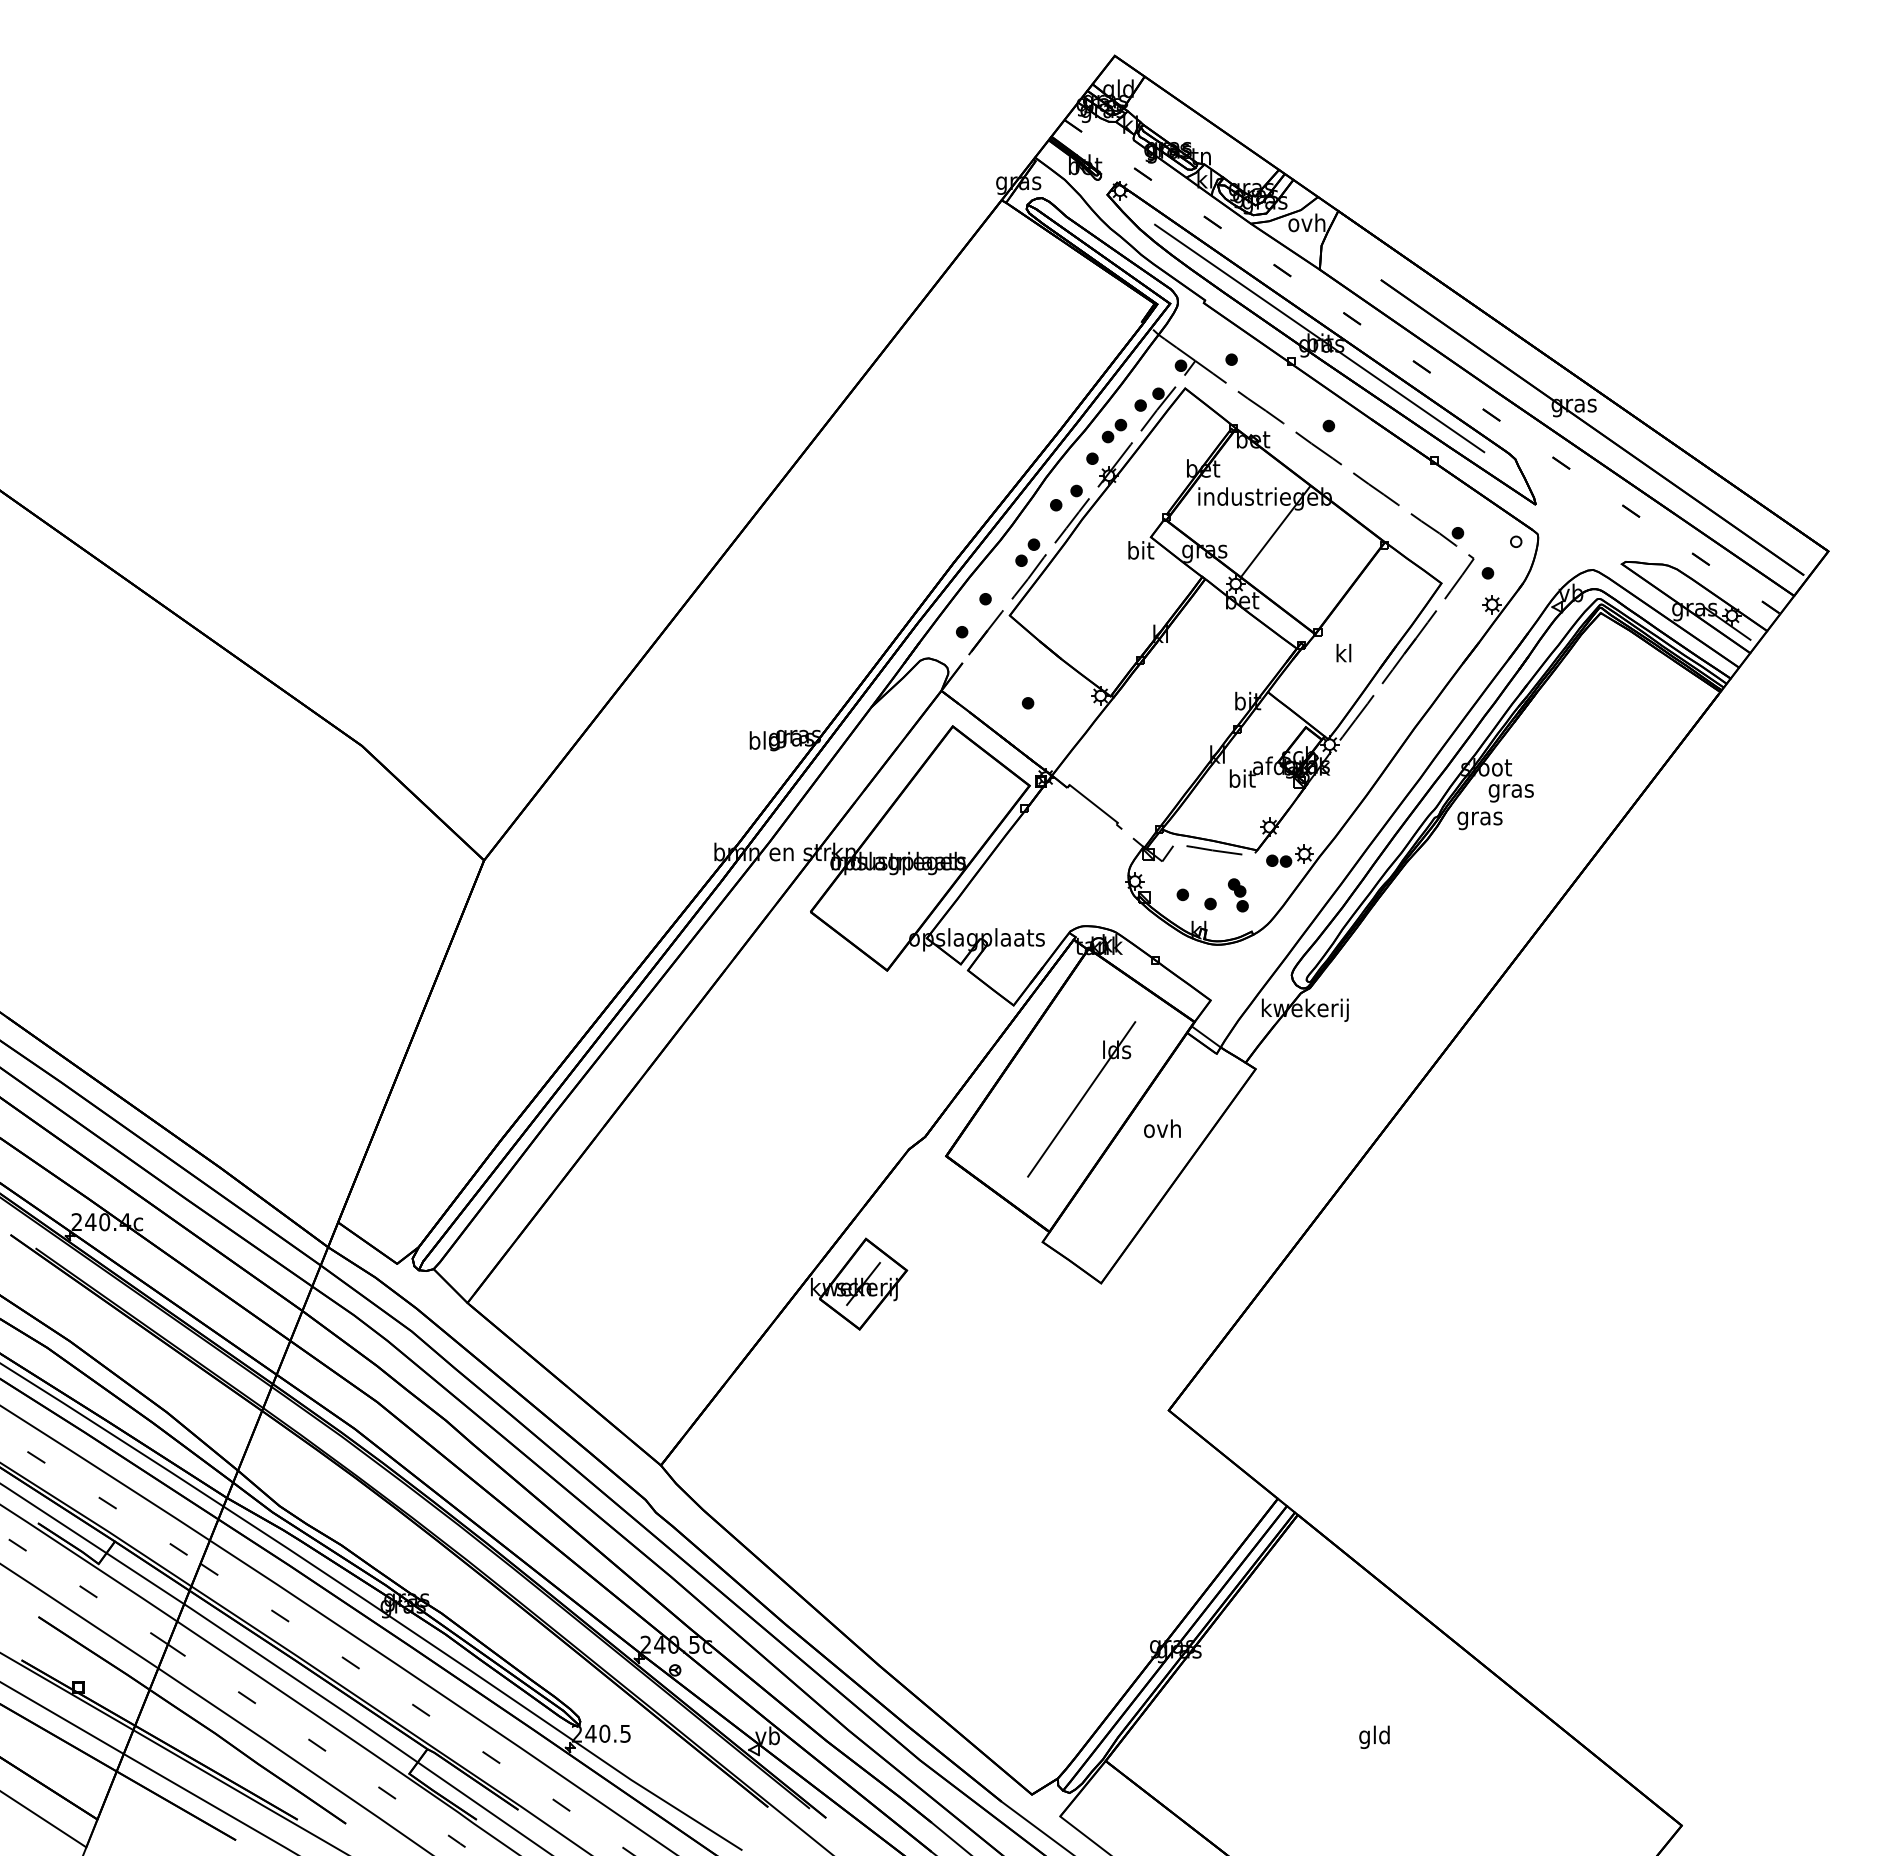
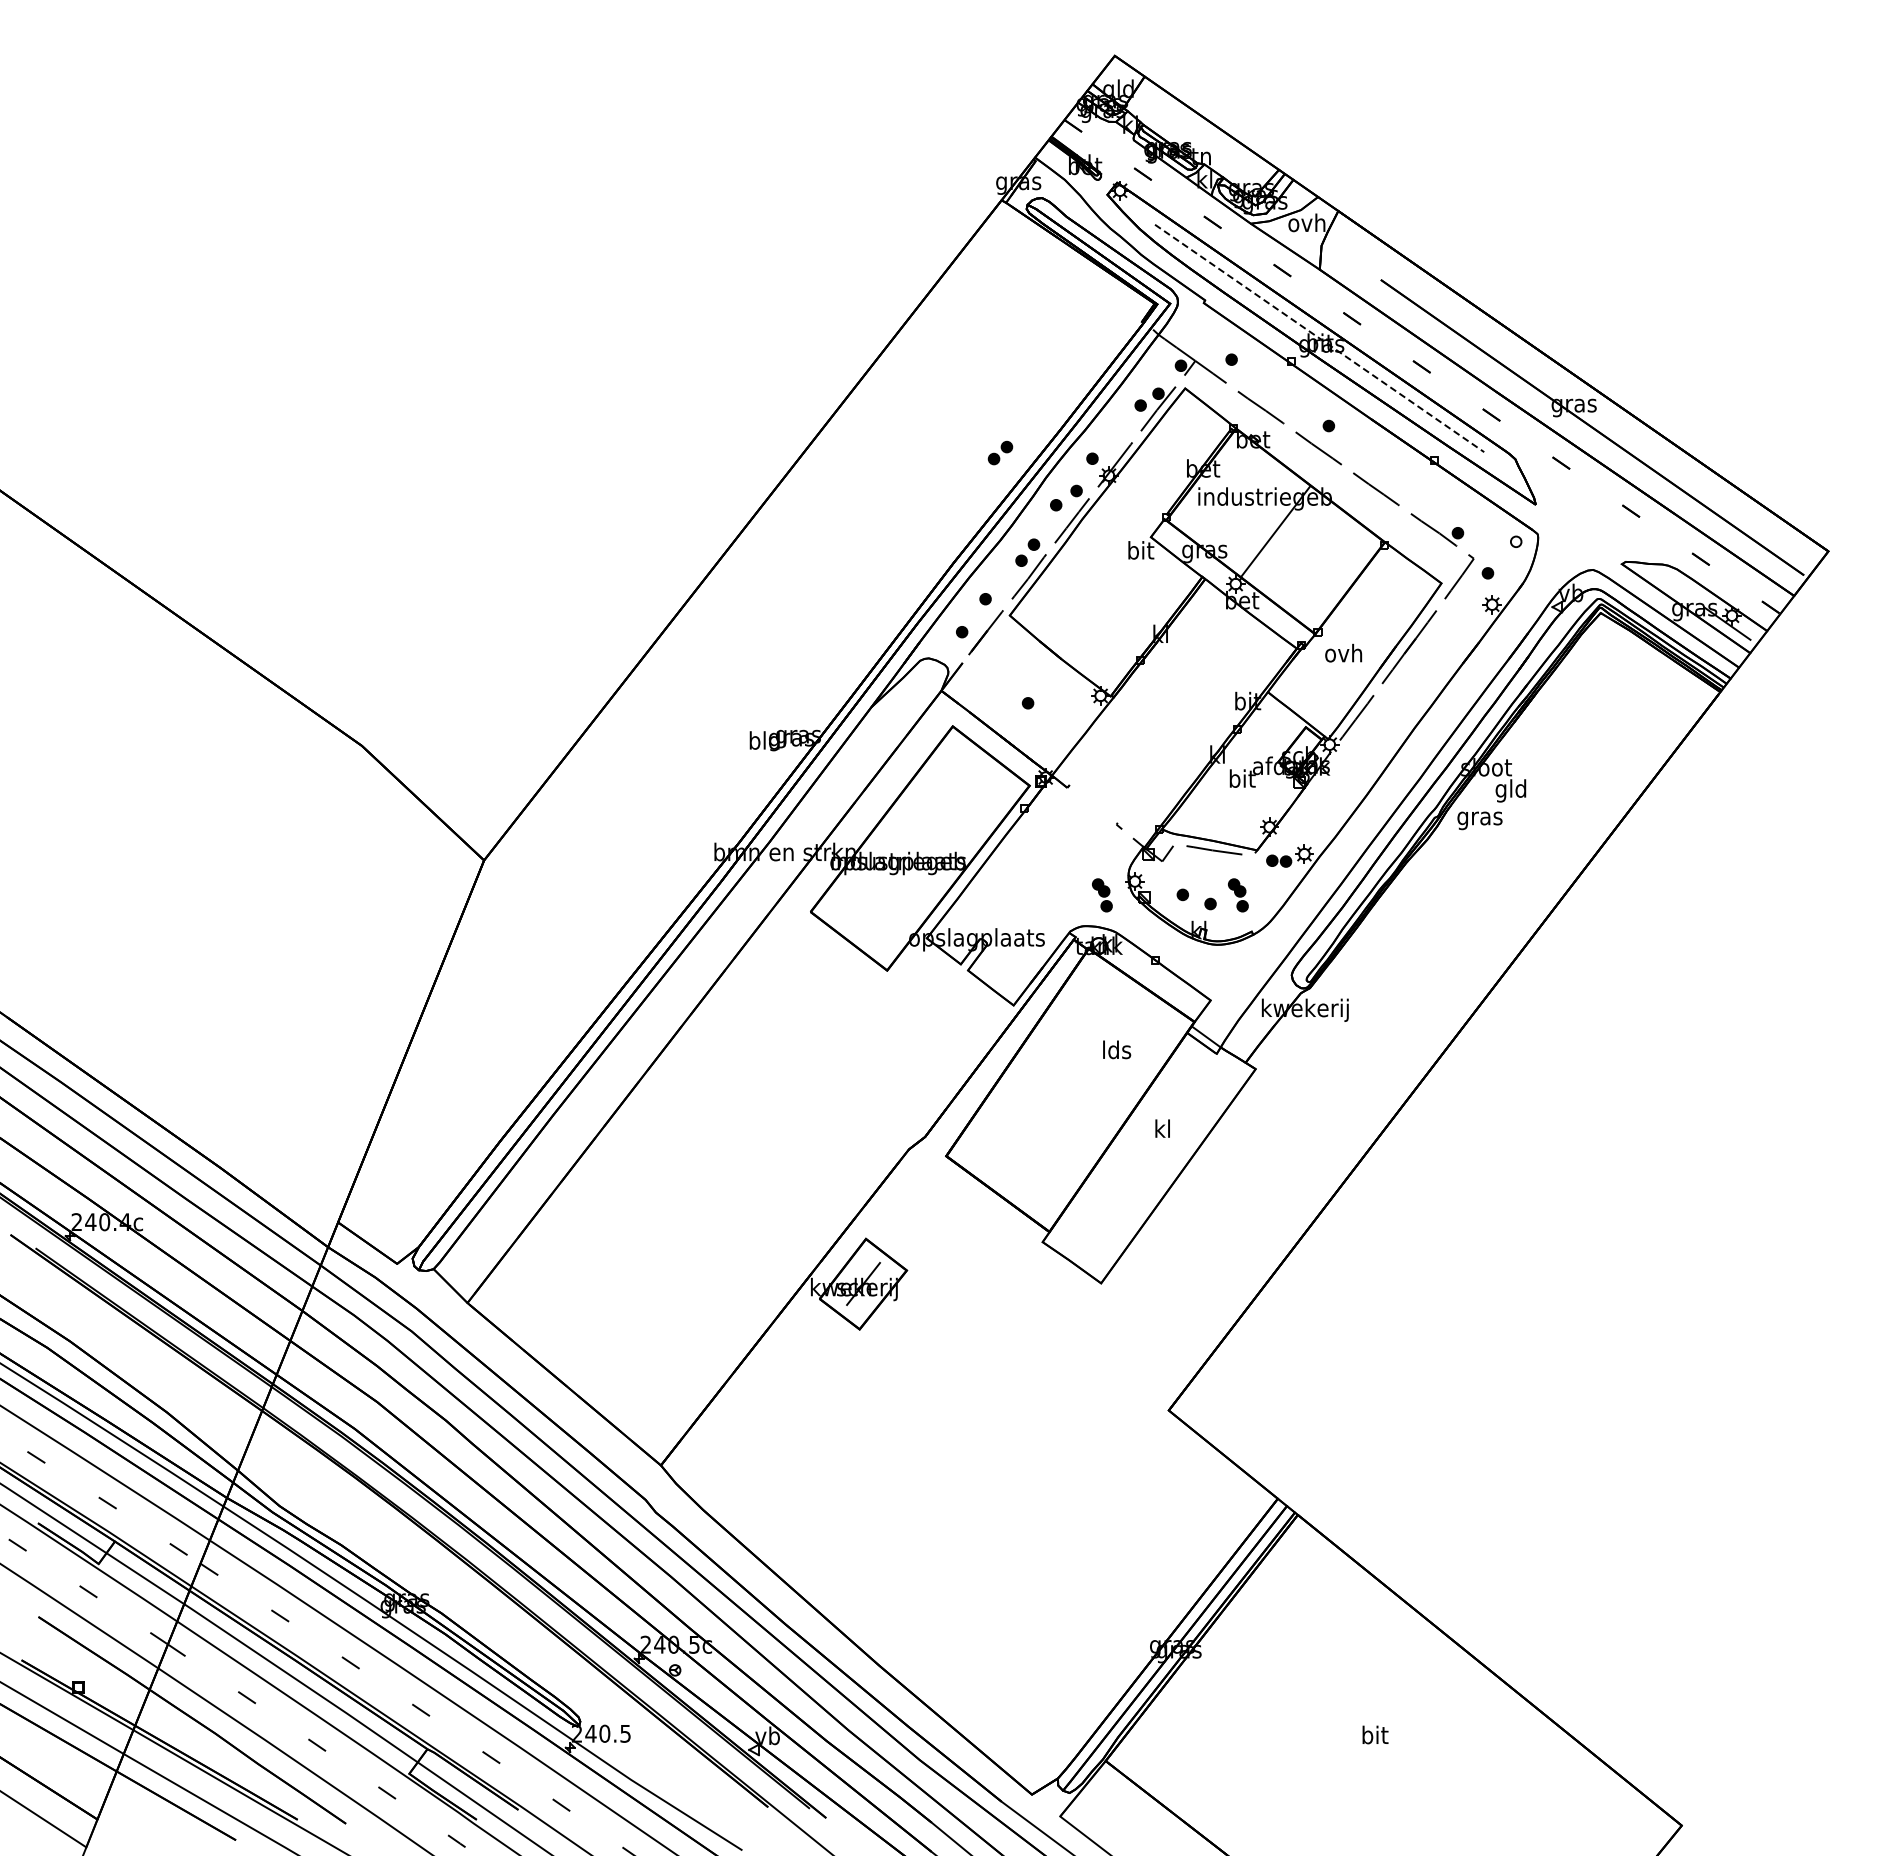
line: solid -> dashed (1320, 338)
part position: (1114, 430) -> (1000, 452) (1000, 452)
text: kl -> ovh (1343, 652)
text: gras -> gld (1510, 790)
line: present -> none (1093, 803)
part: none -> present (1102, 895)
line: present -> none (1081, 1099)
text: ovh -> kl (1162, 1128)
text: gld -> bit (1374, 1736)
